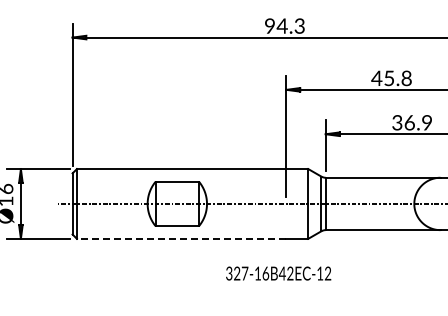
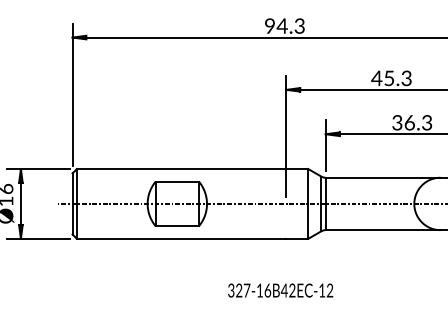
text: 45.8 -> 45.3 (406, 78)
text: 36.9 -> 36.3 (427, 122)
line: dashed -> solid (181, 238)
text position: (278, 273) -> (280, 290) (280, 290)
